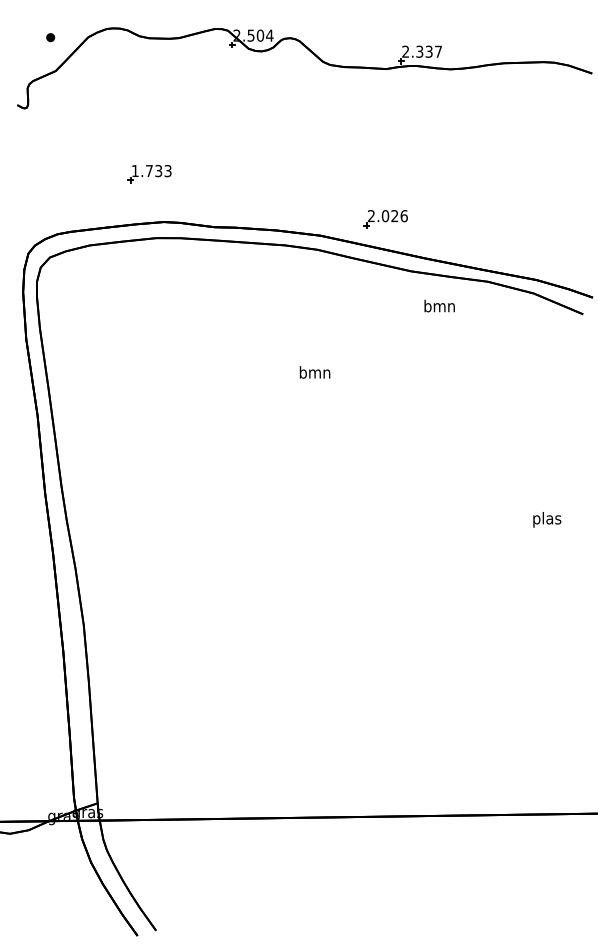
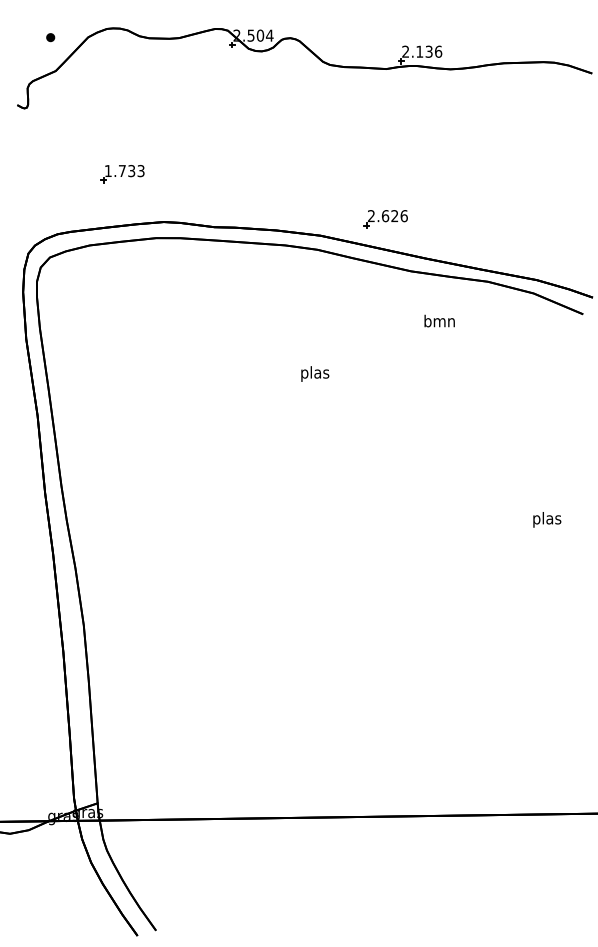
text: 2.337 -> 2.136 (429, 51)
part position: (149, 174) -> (122, 174) (122, 174)
text: 2.026 -> 2.626 (385, 215)
text position: (439, 305) -> (439, 320) (439, 320)
text: bmn -> plas (314, 373)
